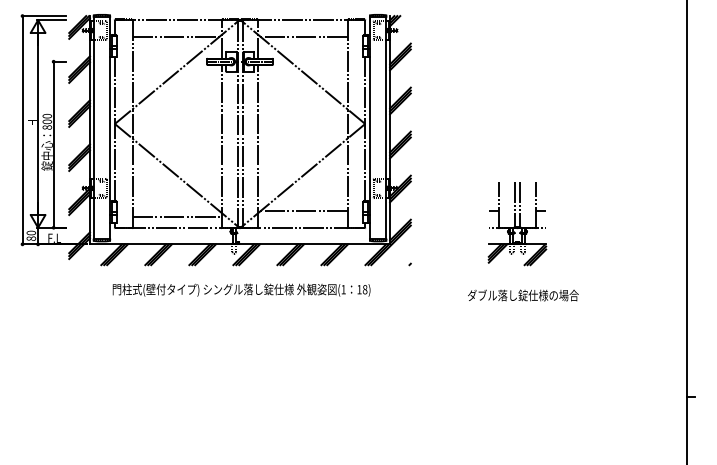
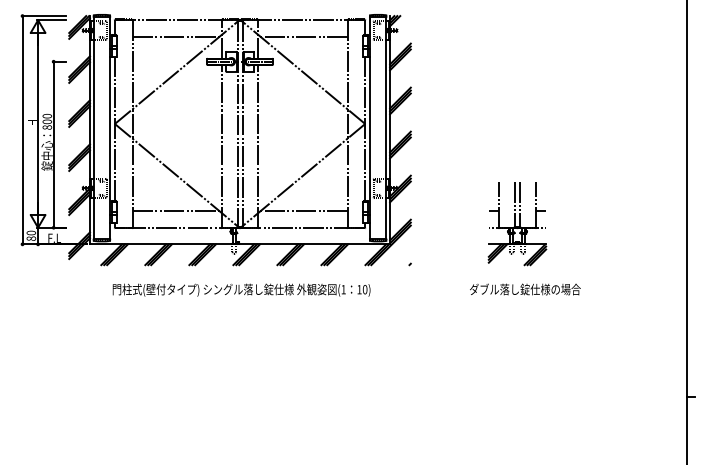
line position: (176, 217) -> (176, 211) (176, 211)
text: 18) -> 10) (364, 289)
text position: (523, 295) -> (525, 289) (525, 289)
